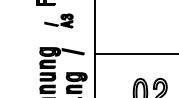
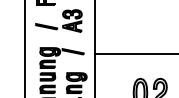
part size: 30x16 px -> 48x24 px (58, 20)
line: none -> present (24, 48)
